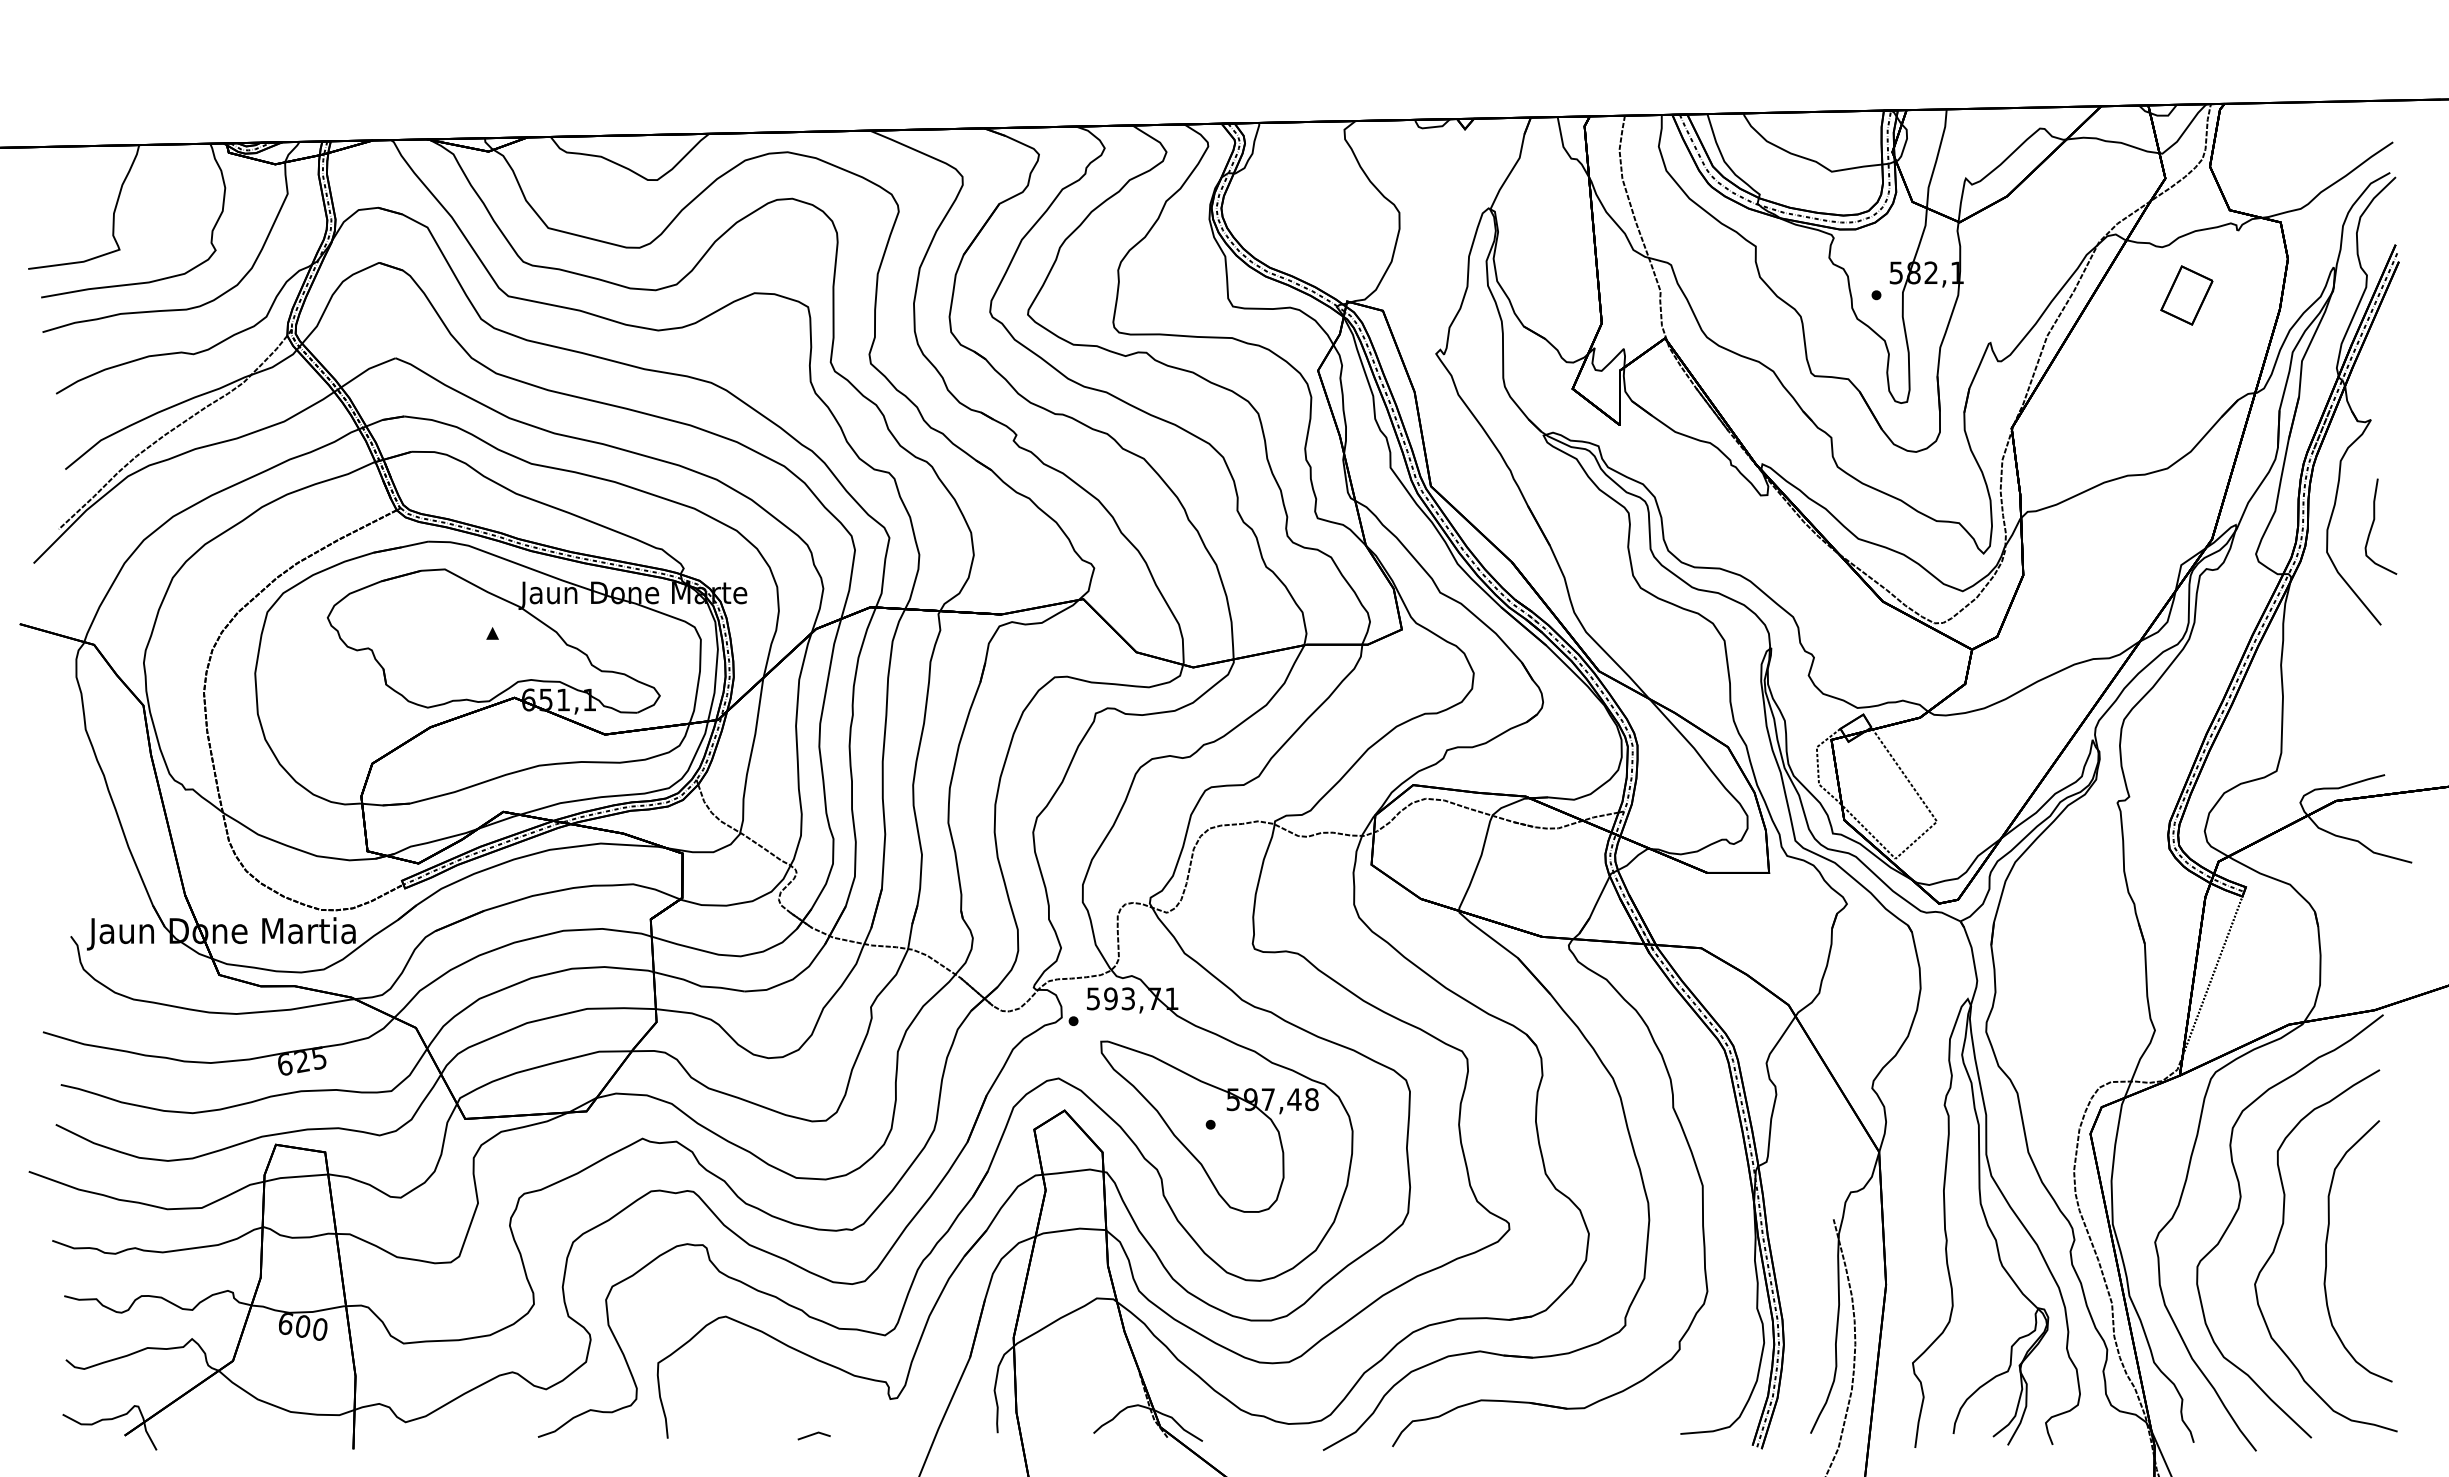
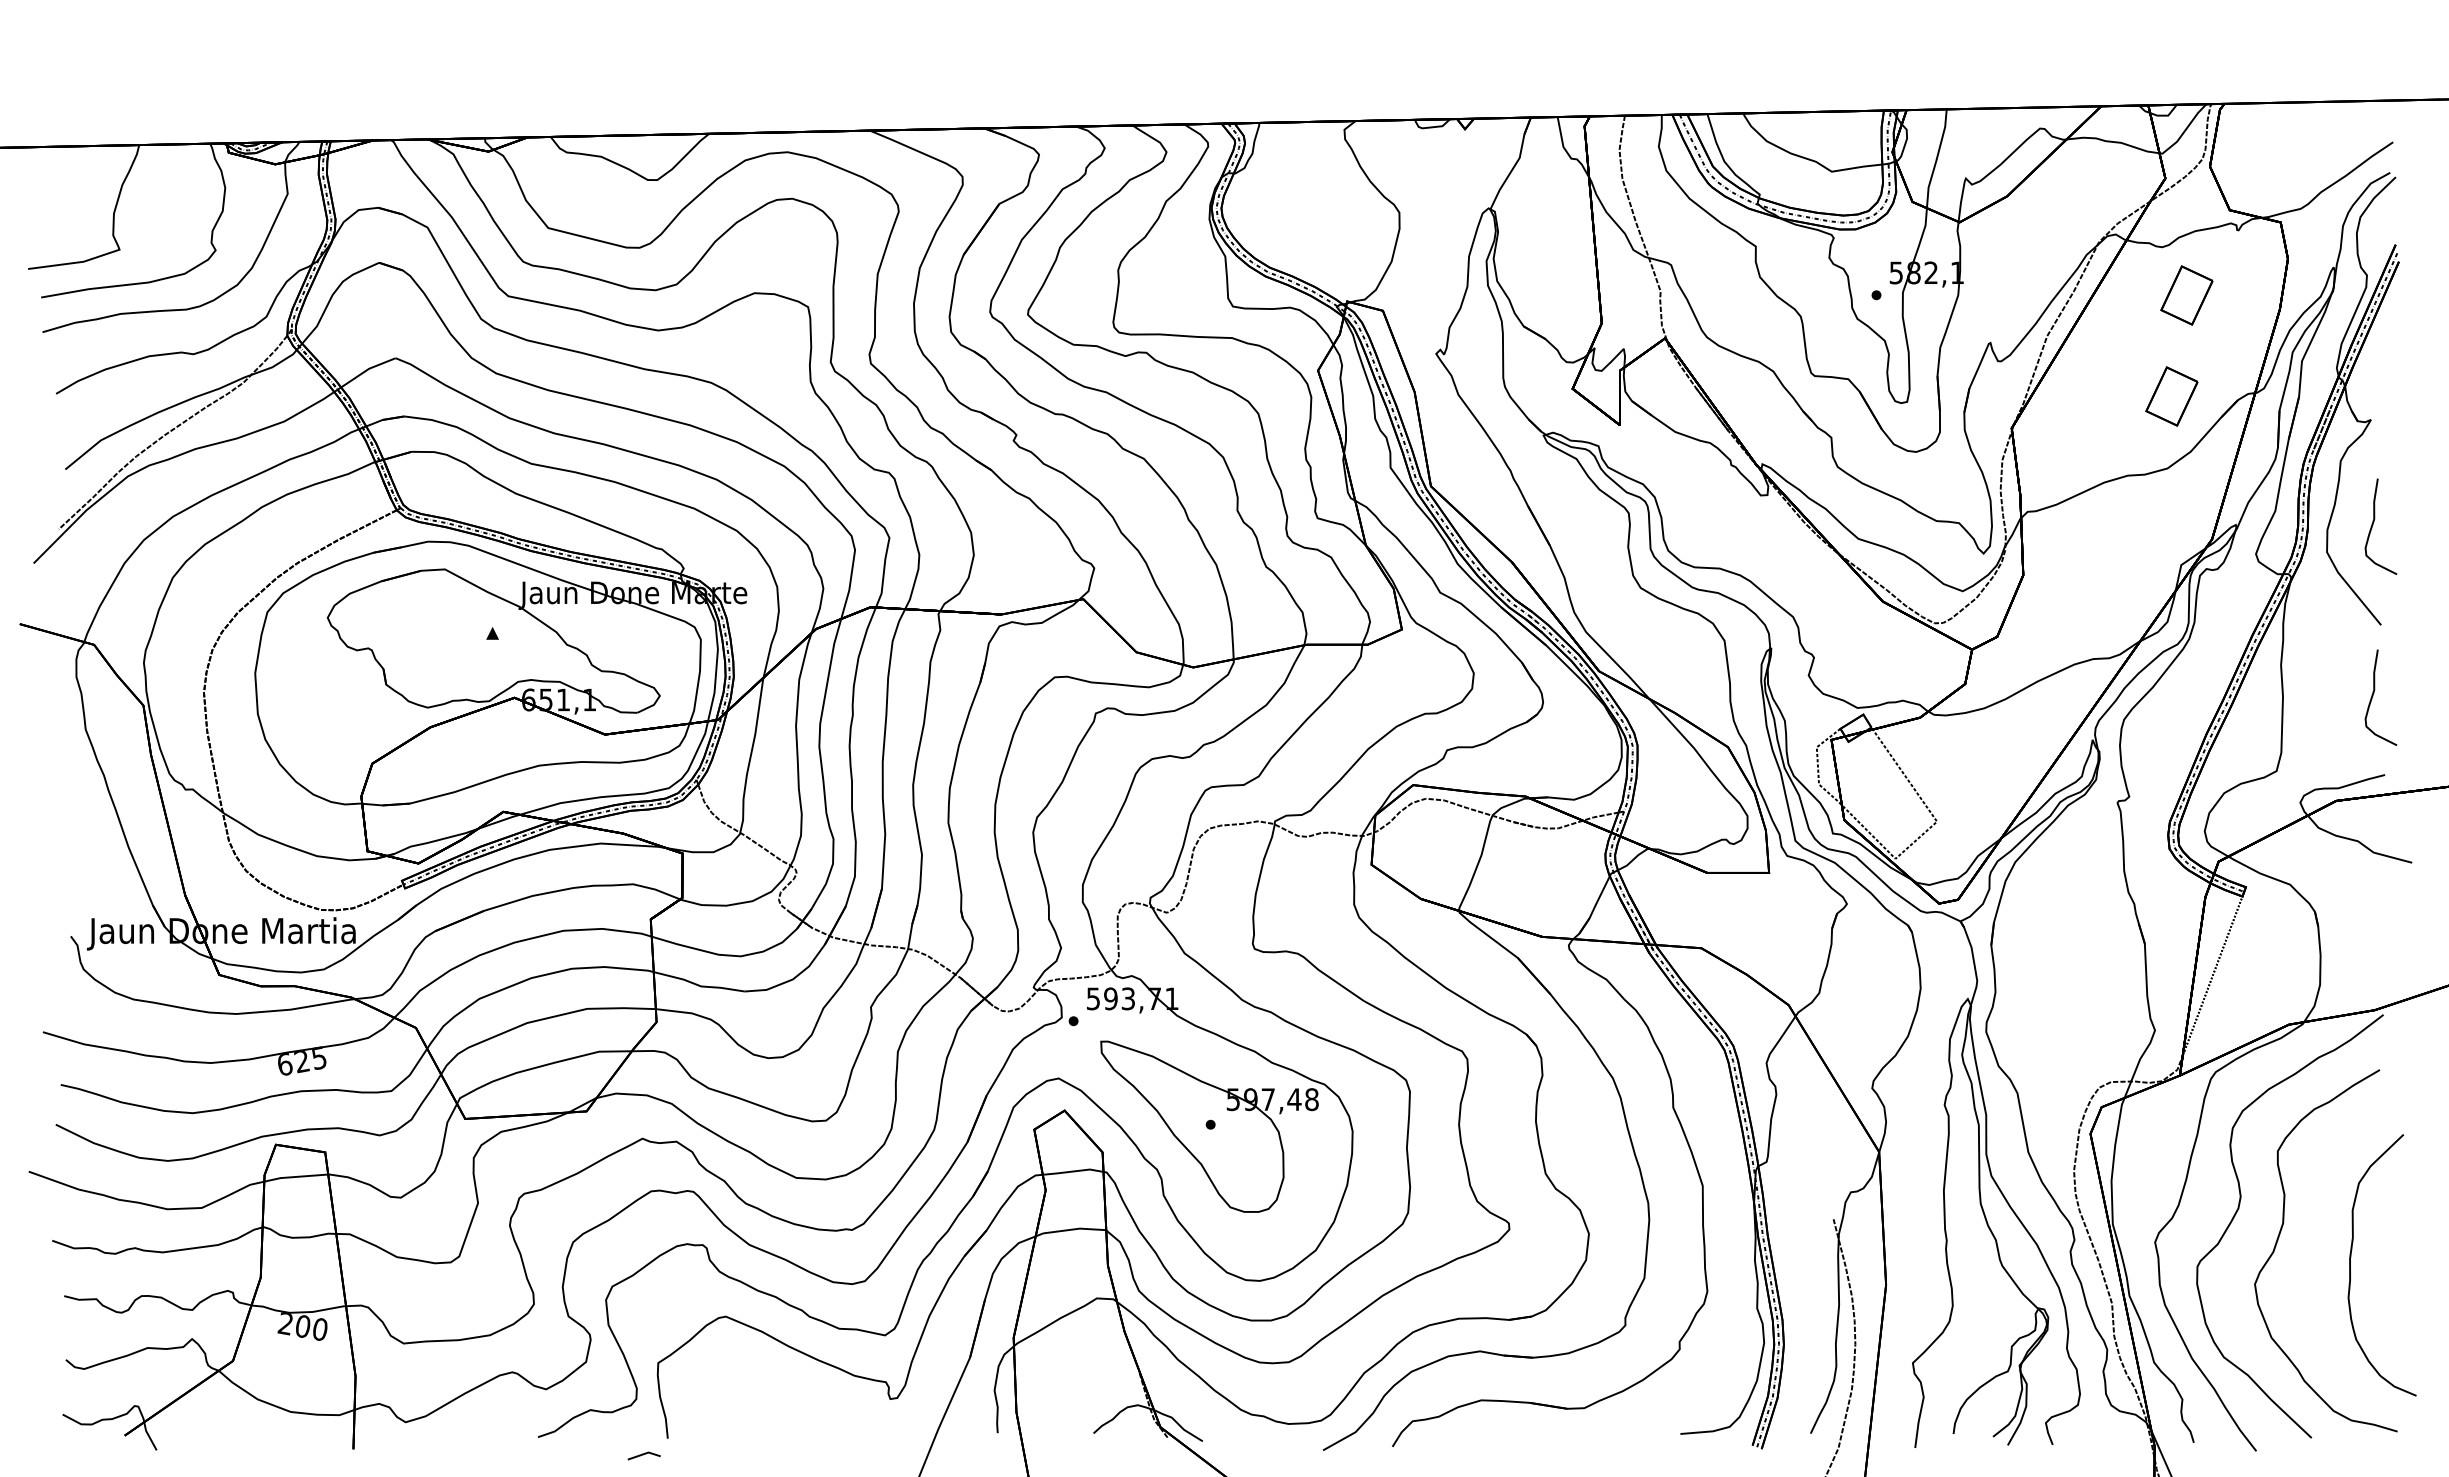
part: none -> present (2171, 396)
curve: none -> present (2373, 696)
curve position: (2326, 1251) -> (2350, 1265) (2350, 1265)
text: 600 -> 200 (285, 1323)
line position: (813, 1435) -> (643, 1455) (643, 1455)
